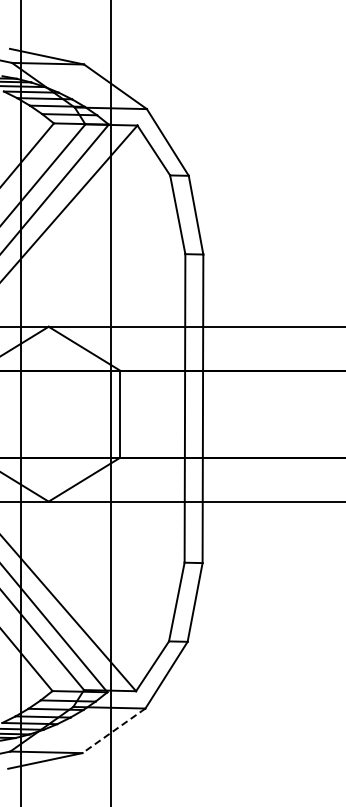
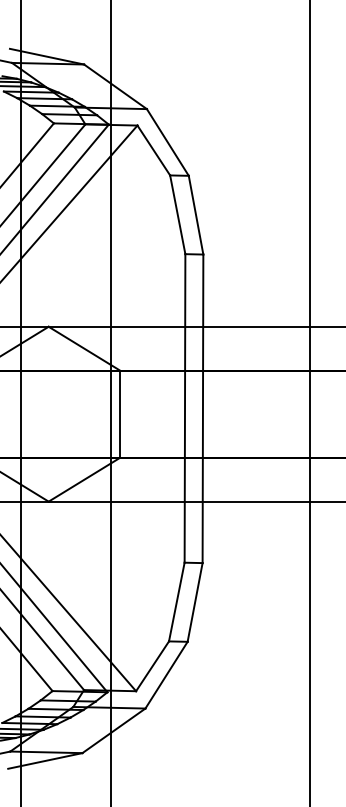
line: none -> present (309, 402)
line: dashed -> solid (113, 730)
